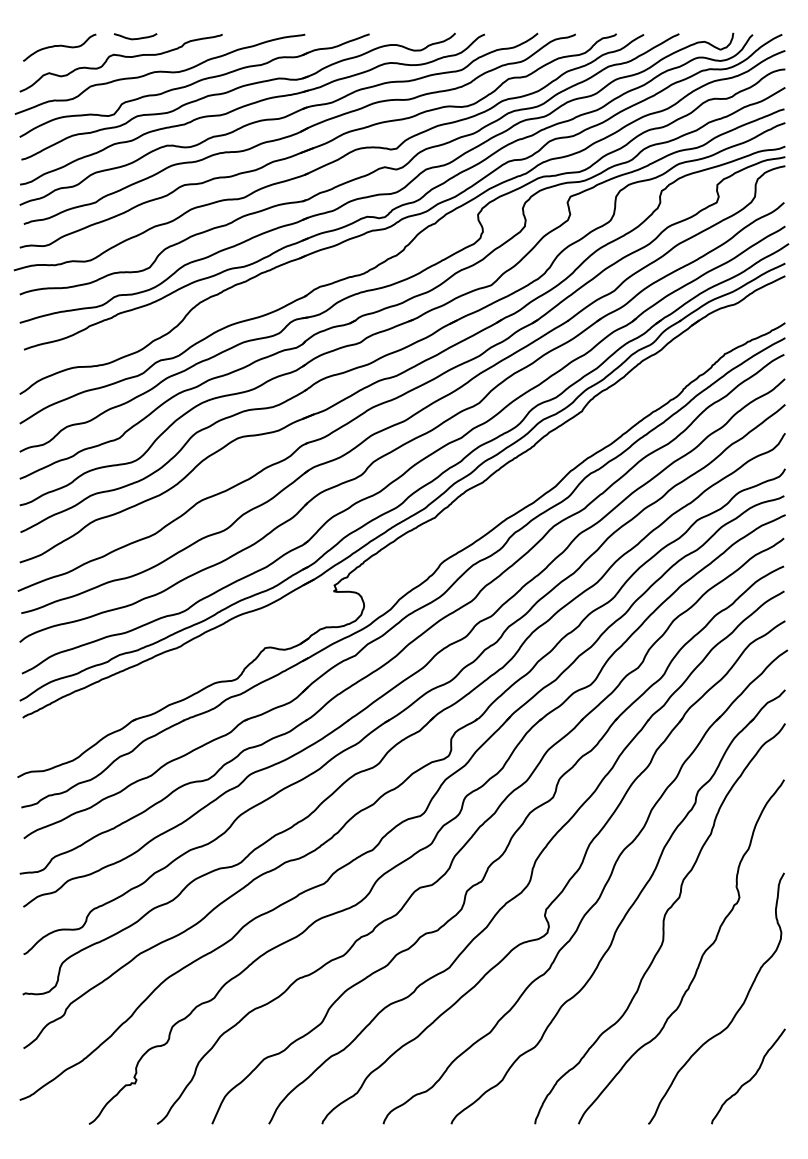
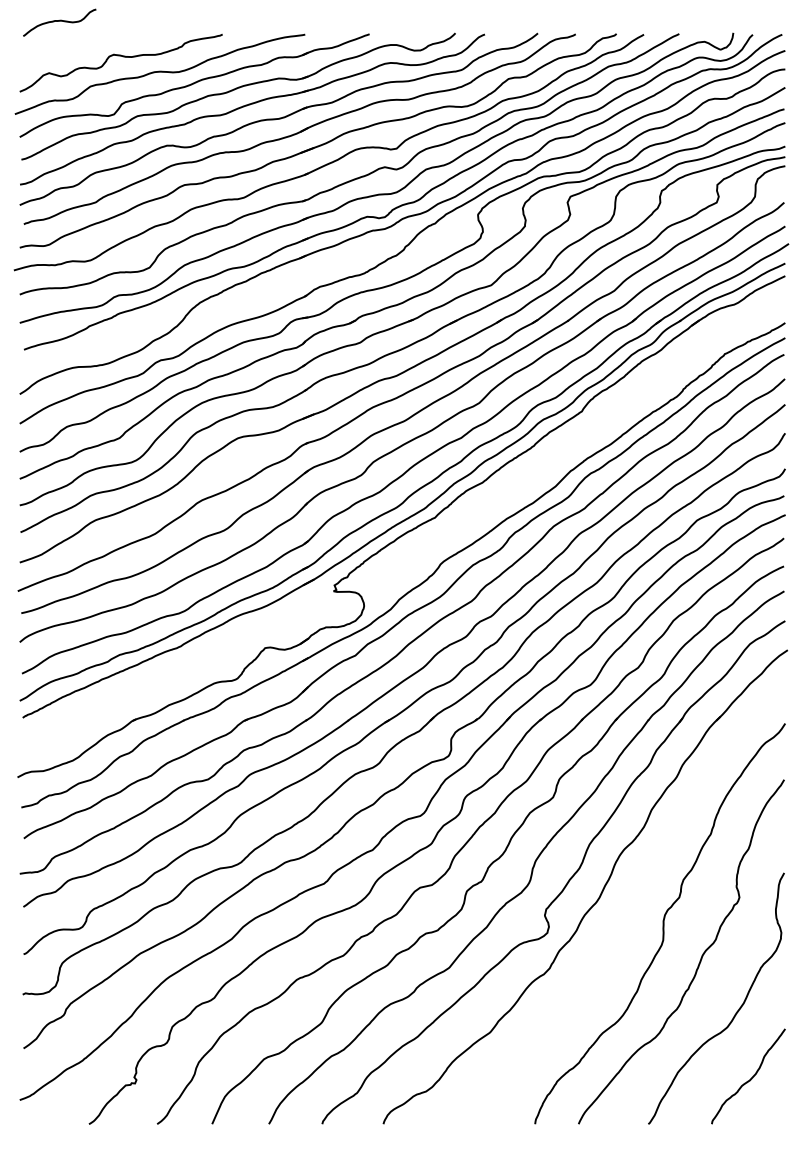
curve: present -> none (135, 38)
curve position: (59, 46) -> (59, 21) (59, 21)
part: present -> none (626, 911)
